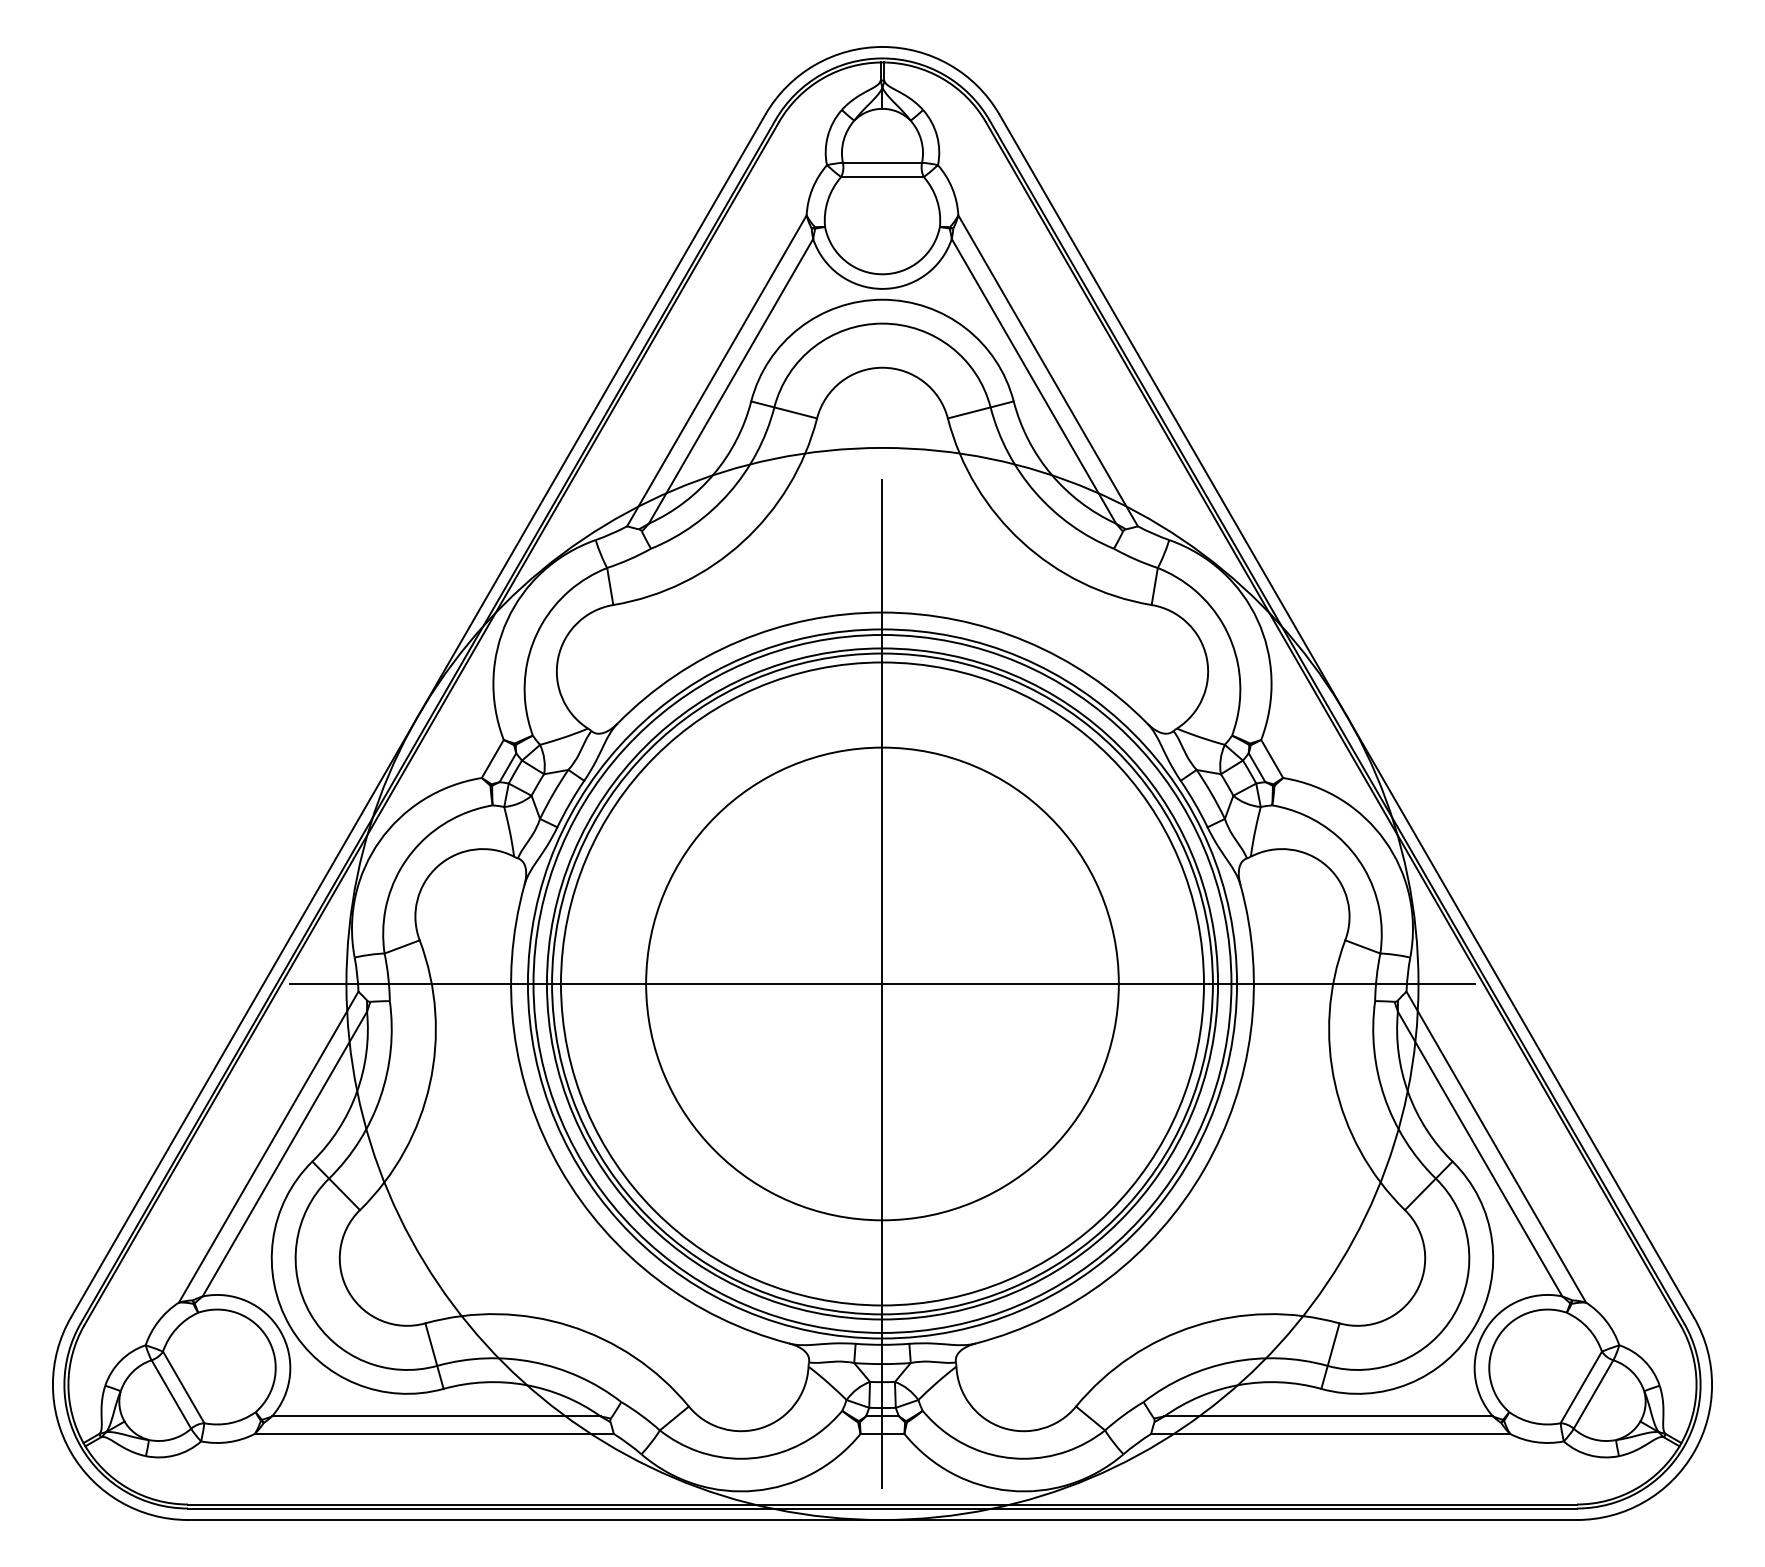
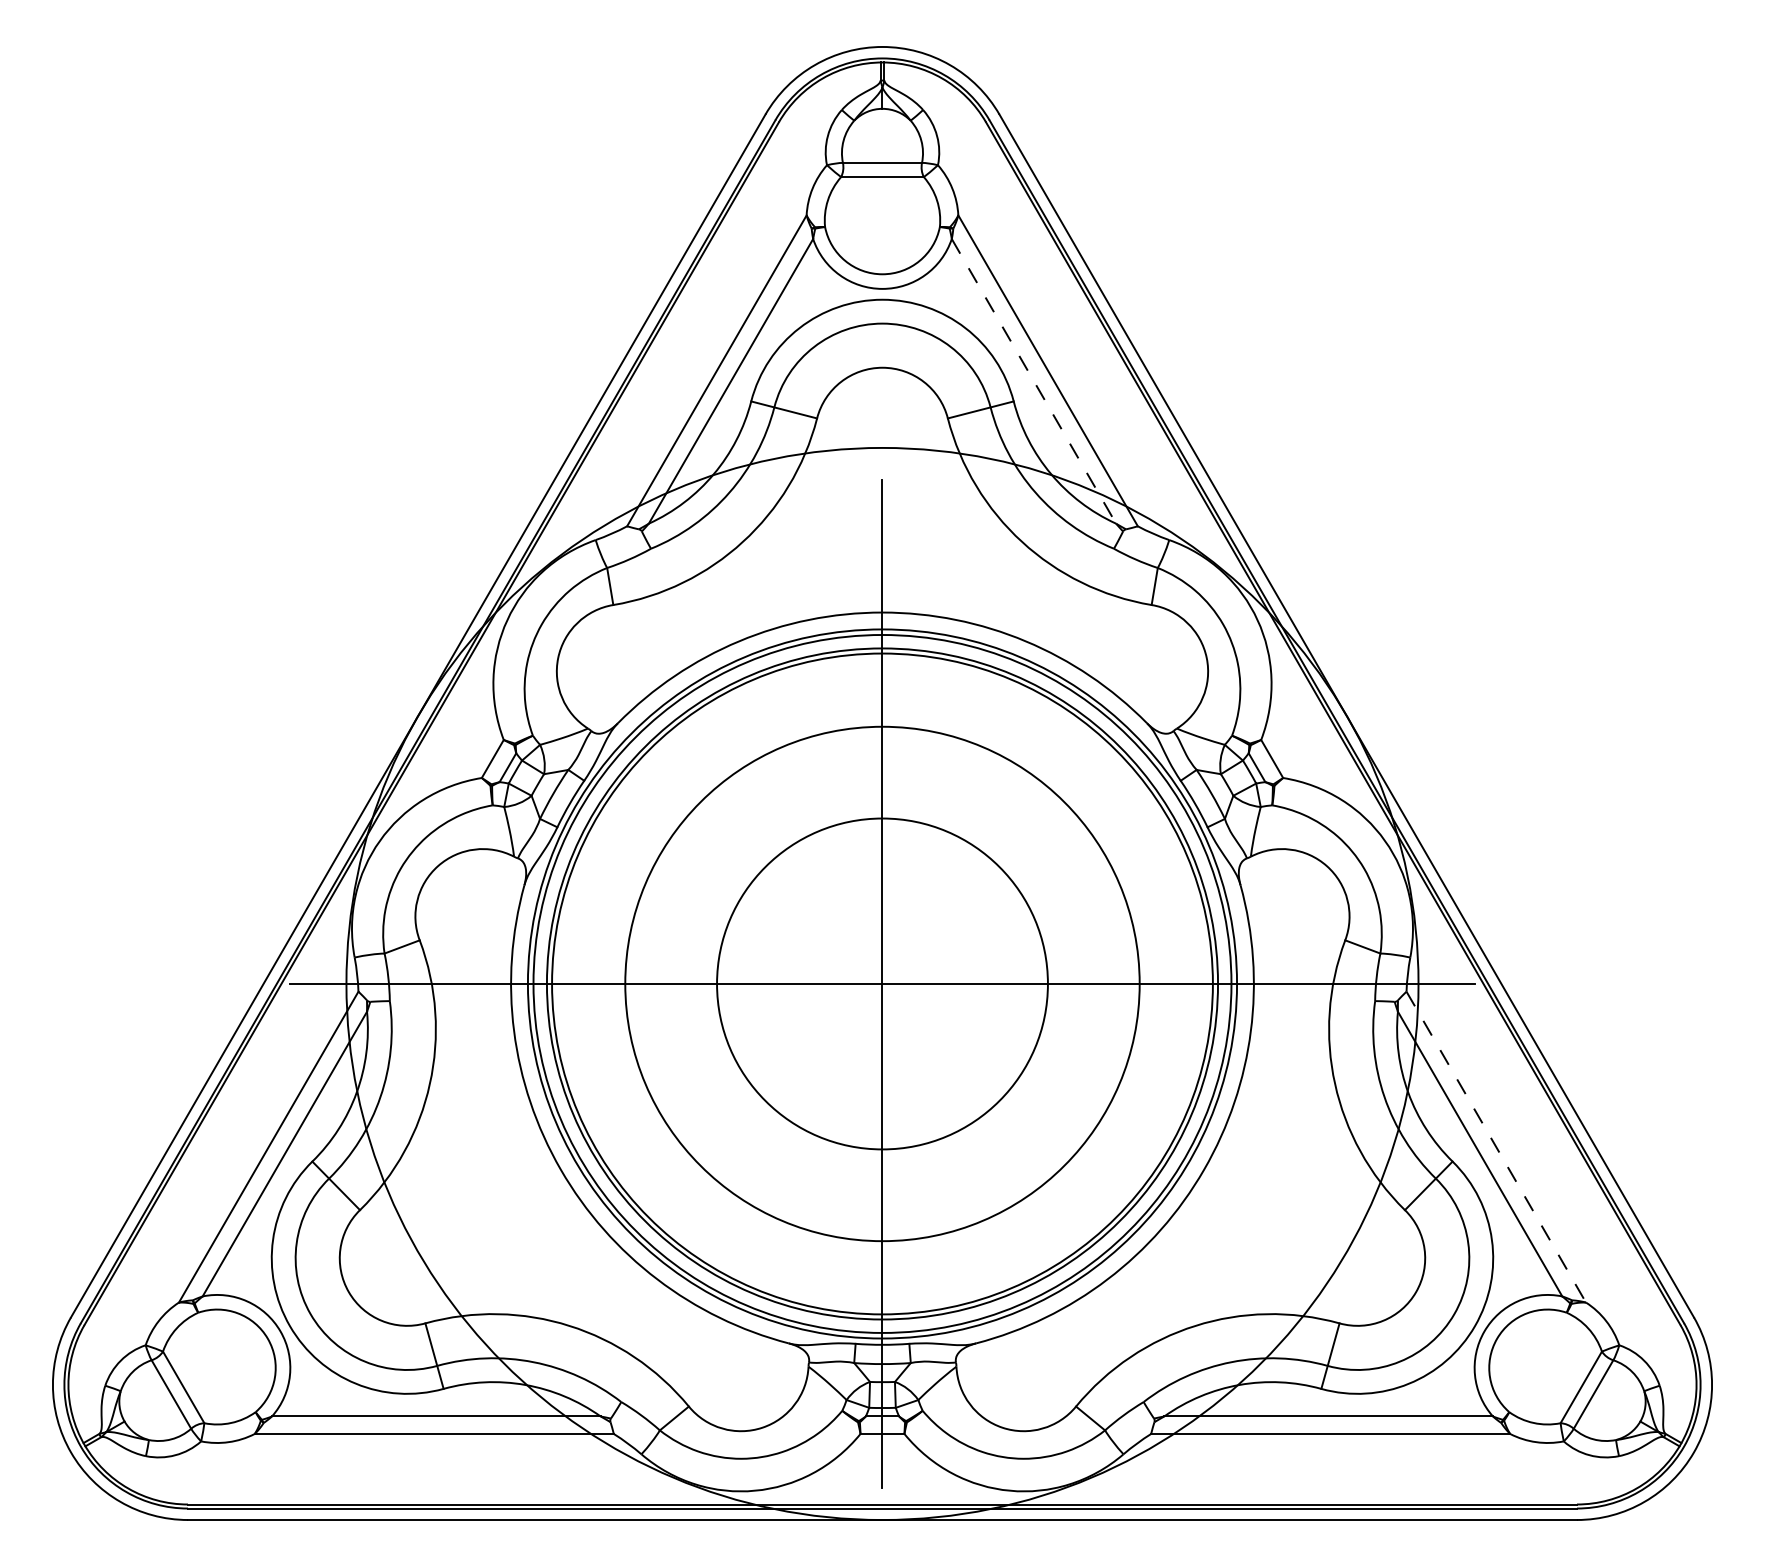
line: solid -> dashed (1034, 381)
circle diameter: 643 px -> 514 px (882, 983)
circle diameter: 473 px -> 331 px (882, 983)
line: solid -> dashed (1496, 1147)
